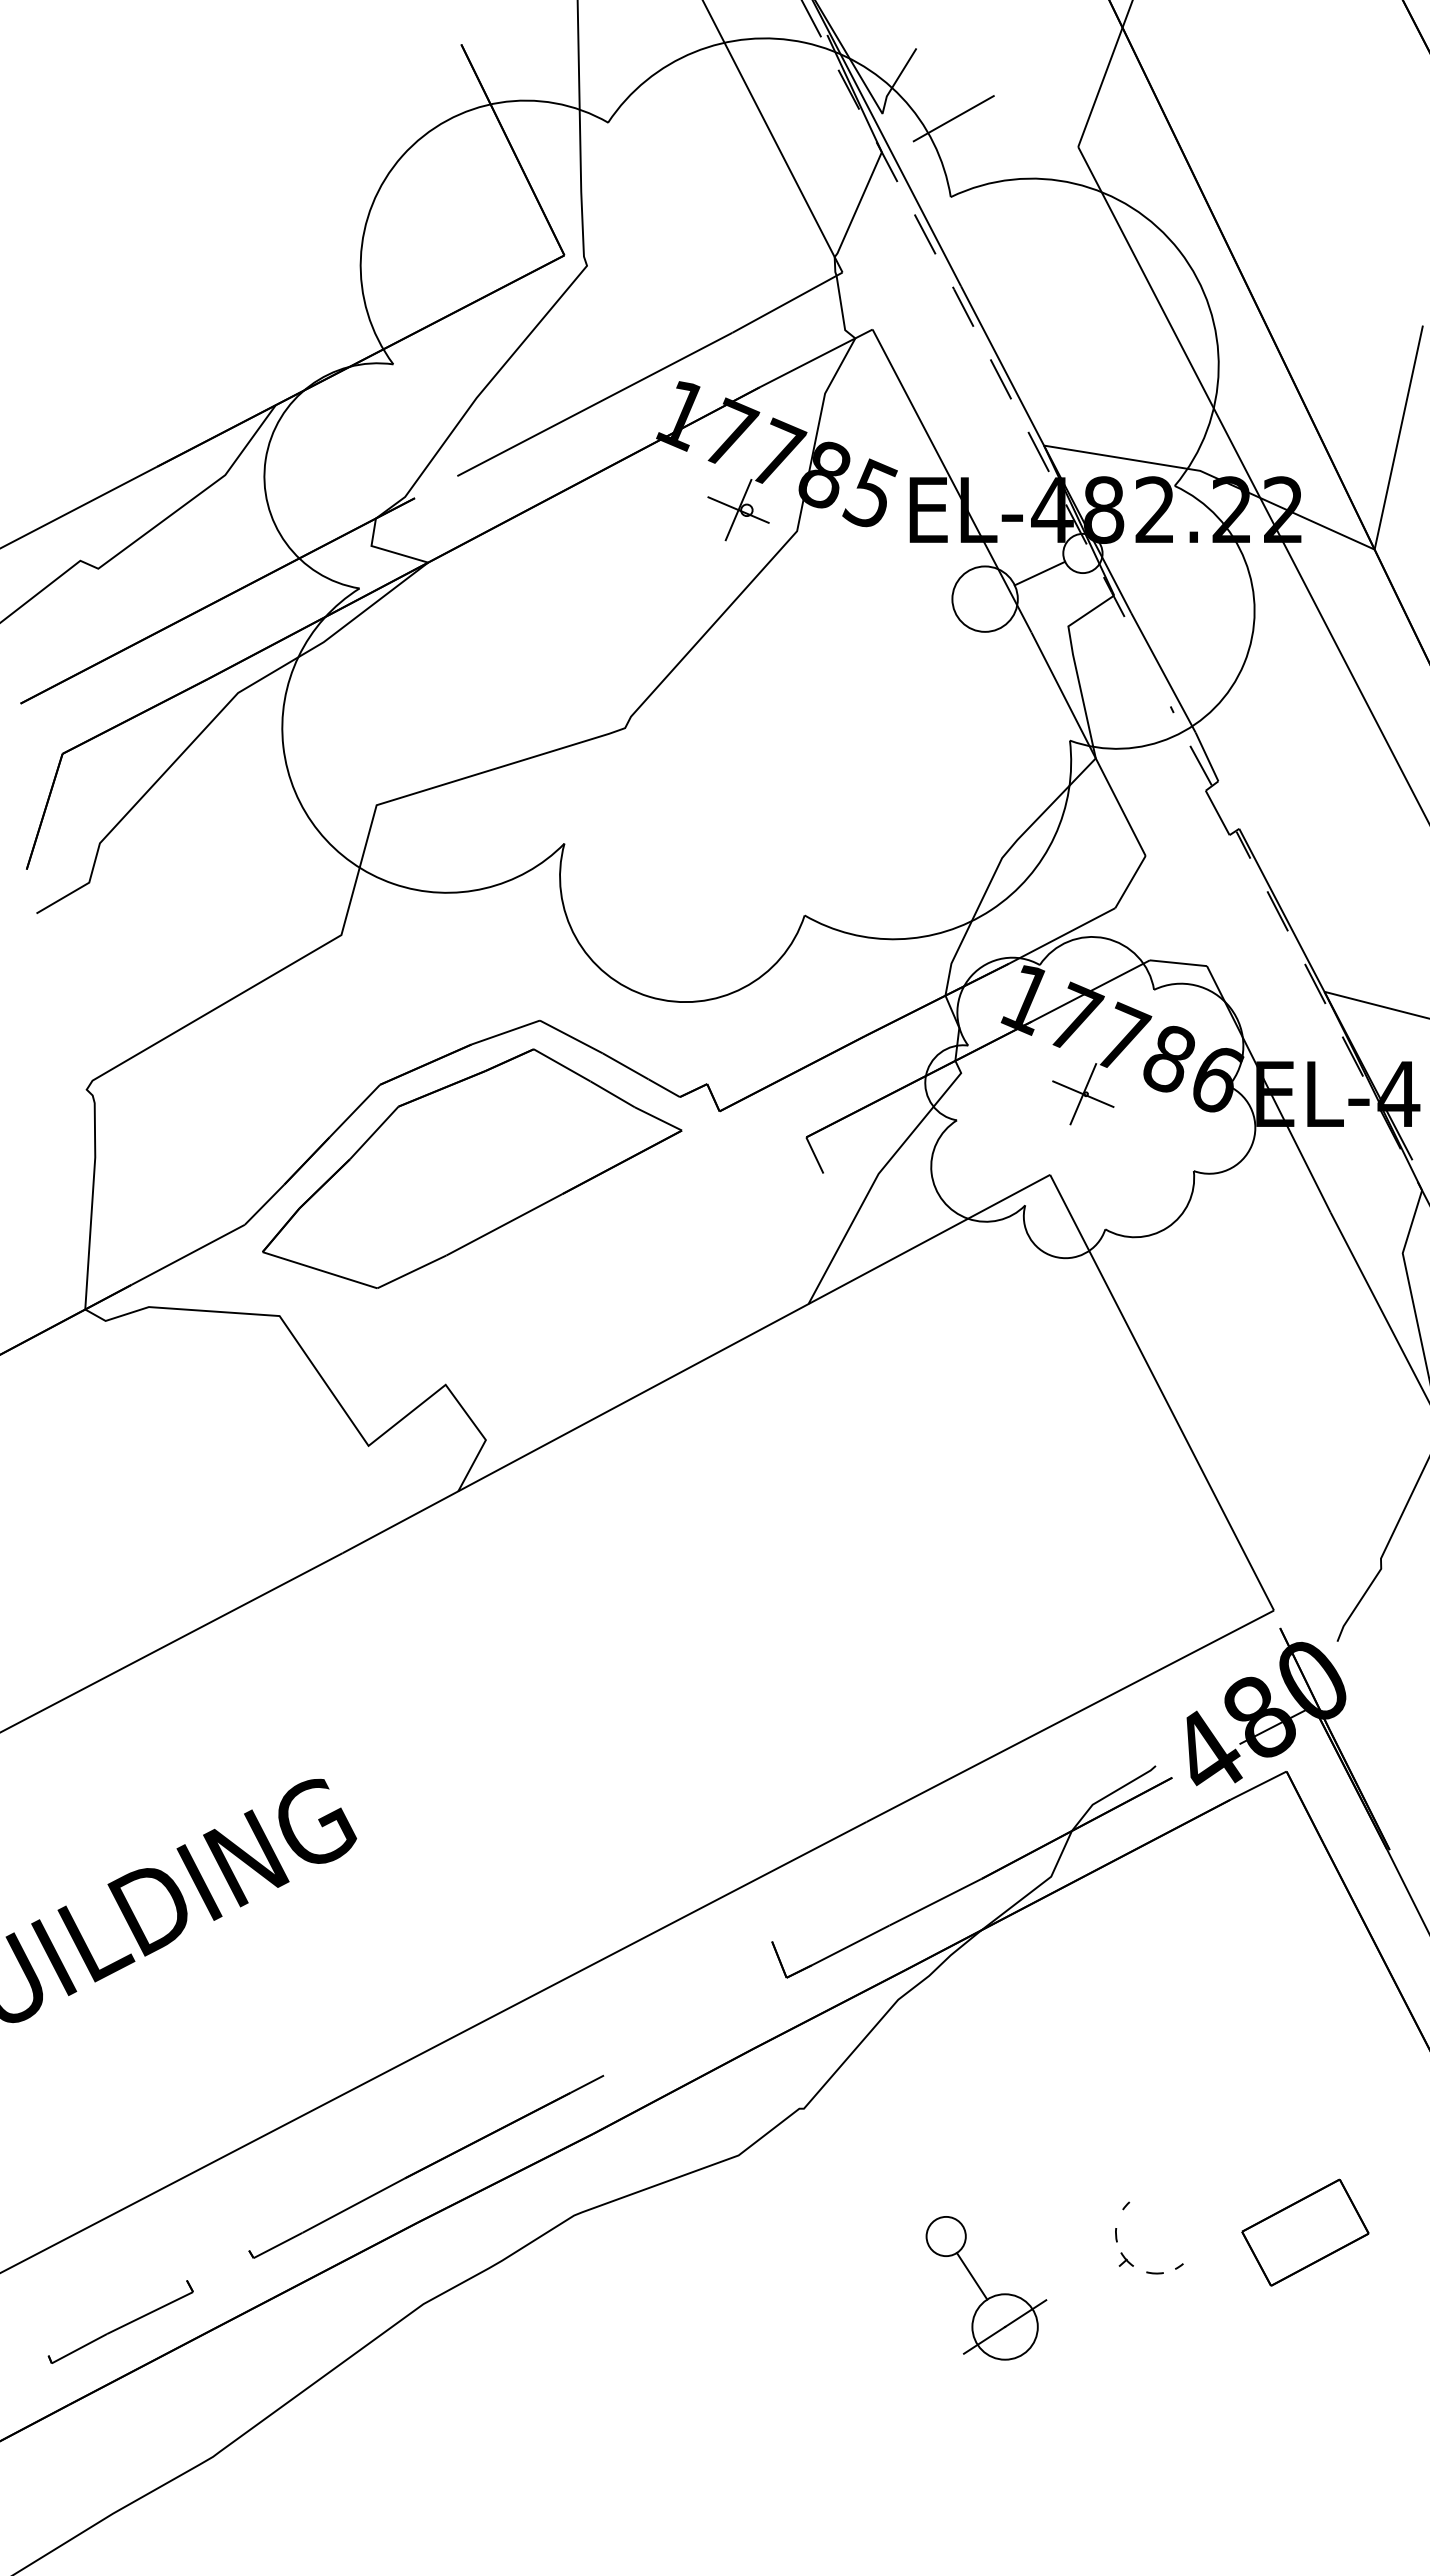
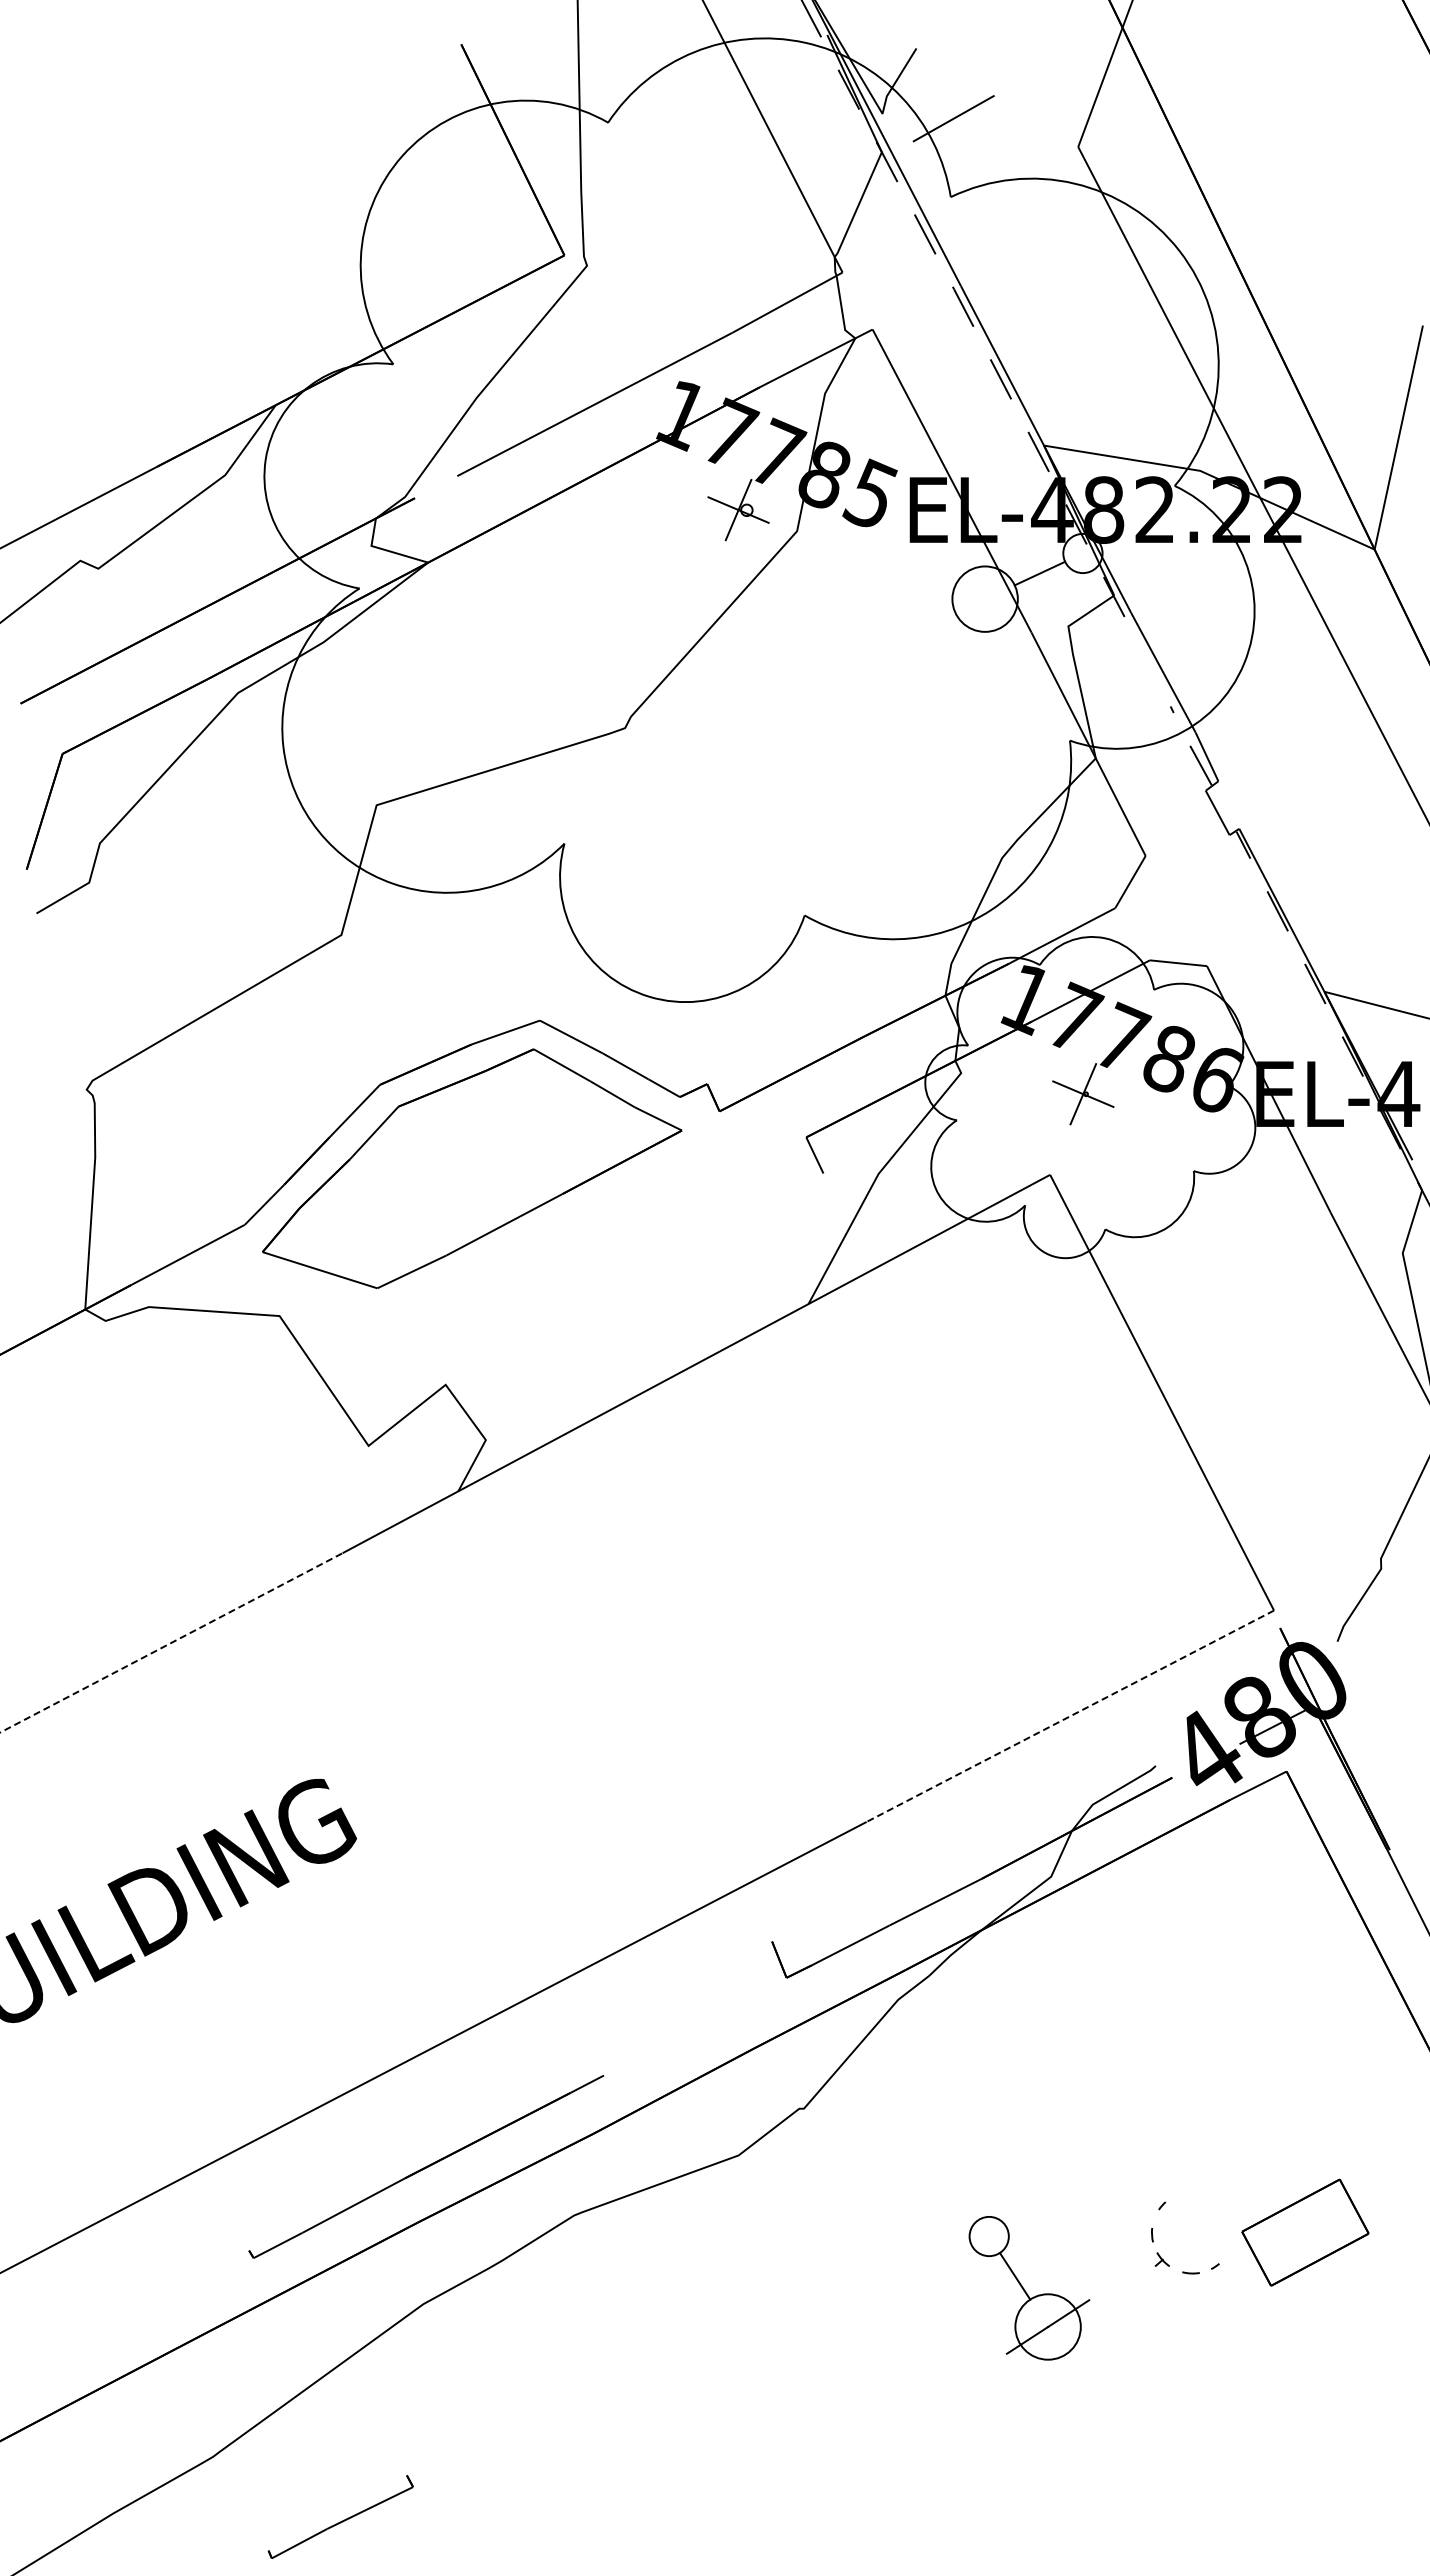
line: solid -> dashed (171, 1642)
line: solid -> dashed (1070, 1716)
part position: (1124, 2255) -> (1160, 2255) (1160, 2255)
part position: (986, 2288) -> (1029, 2288) (1029, 2288)
part position: (120, 2321) -> (340, 2516) (340, 2516)
